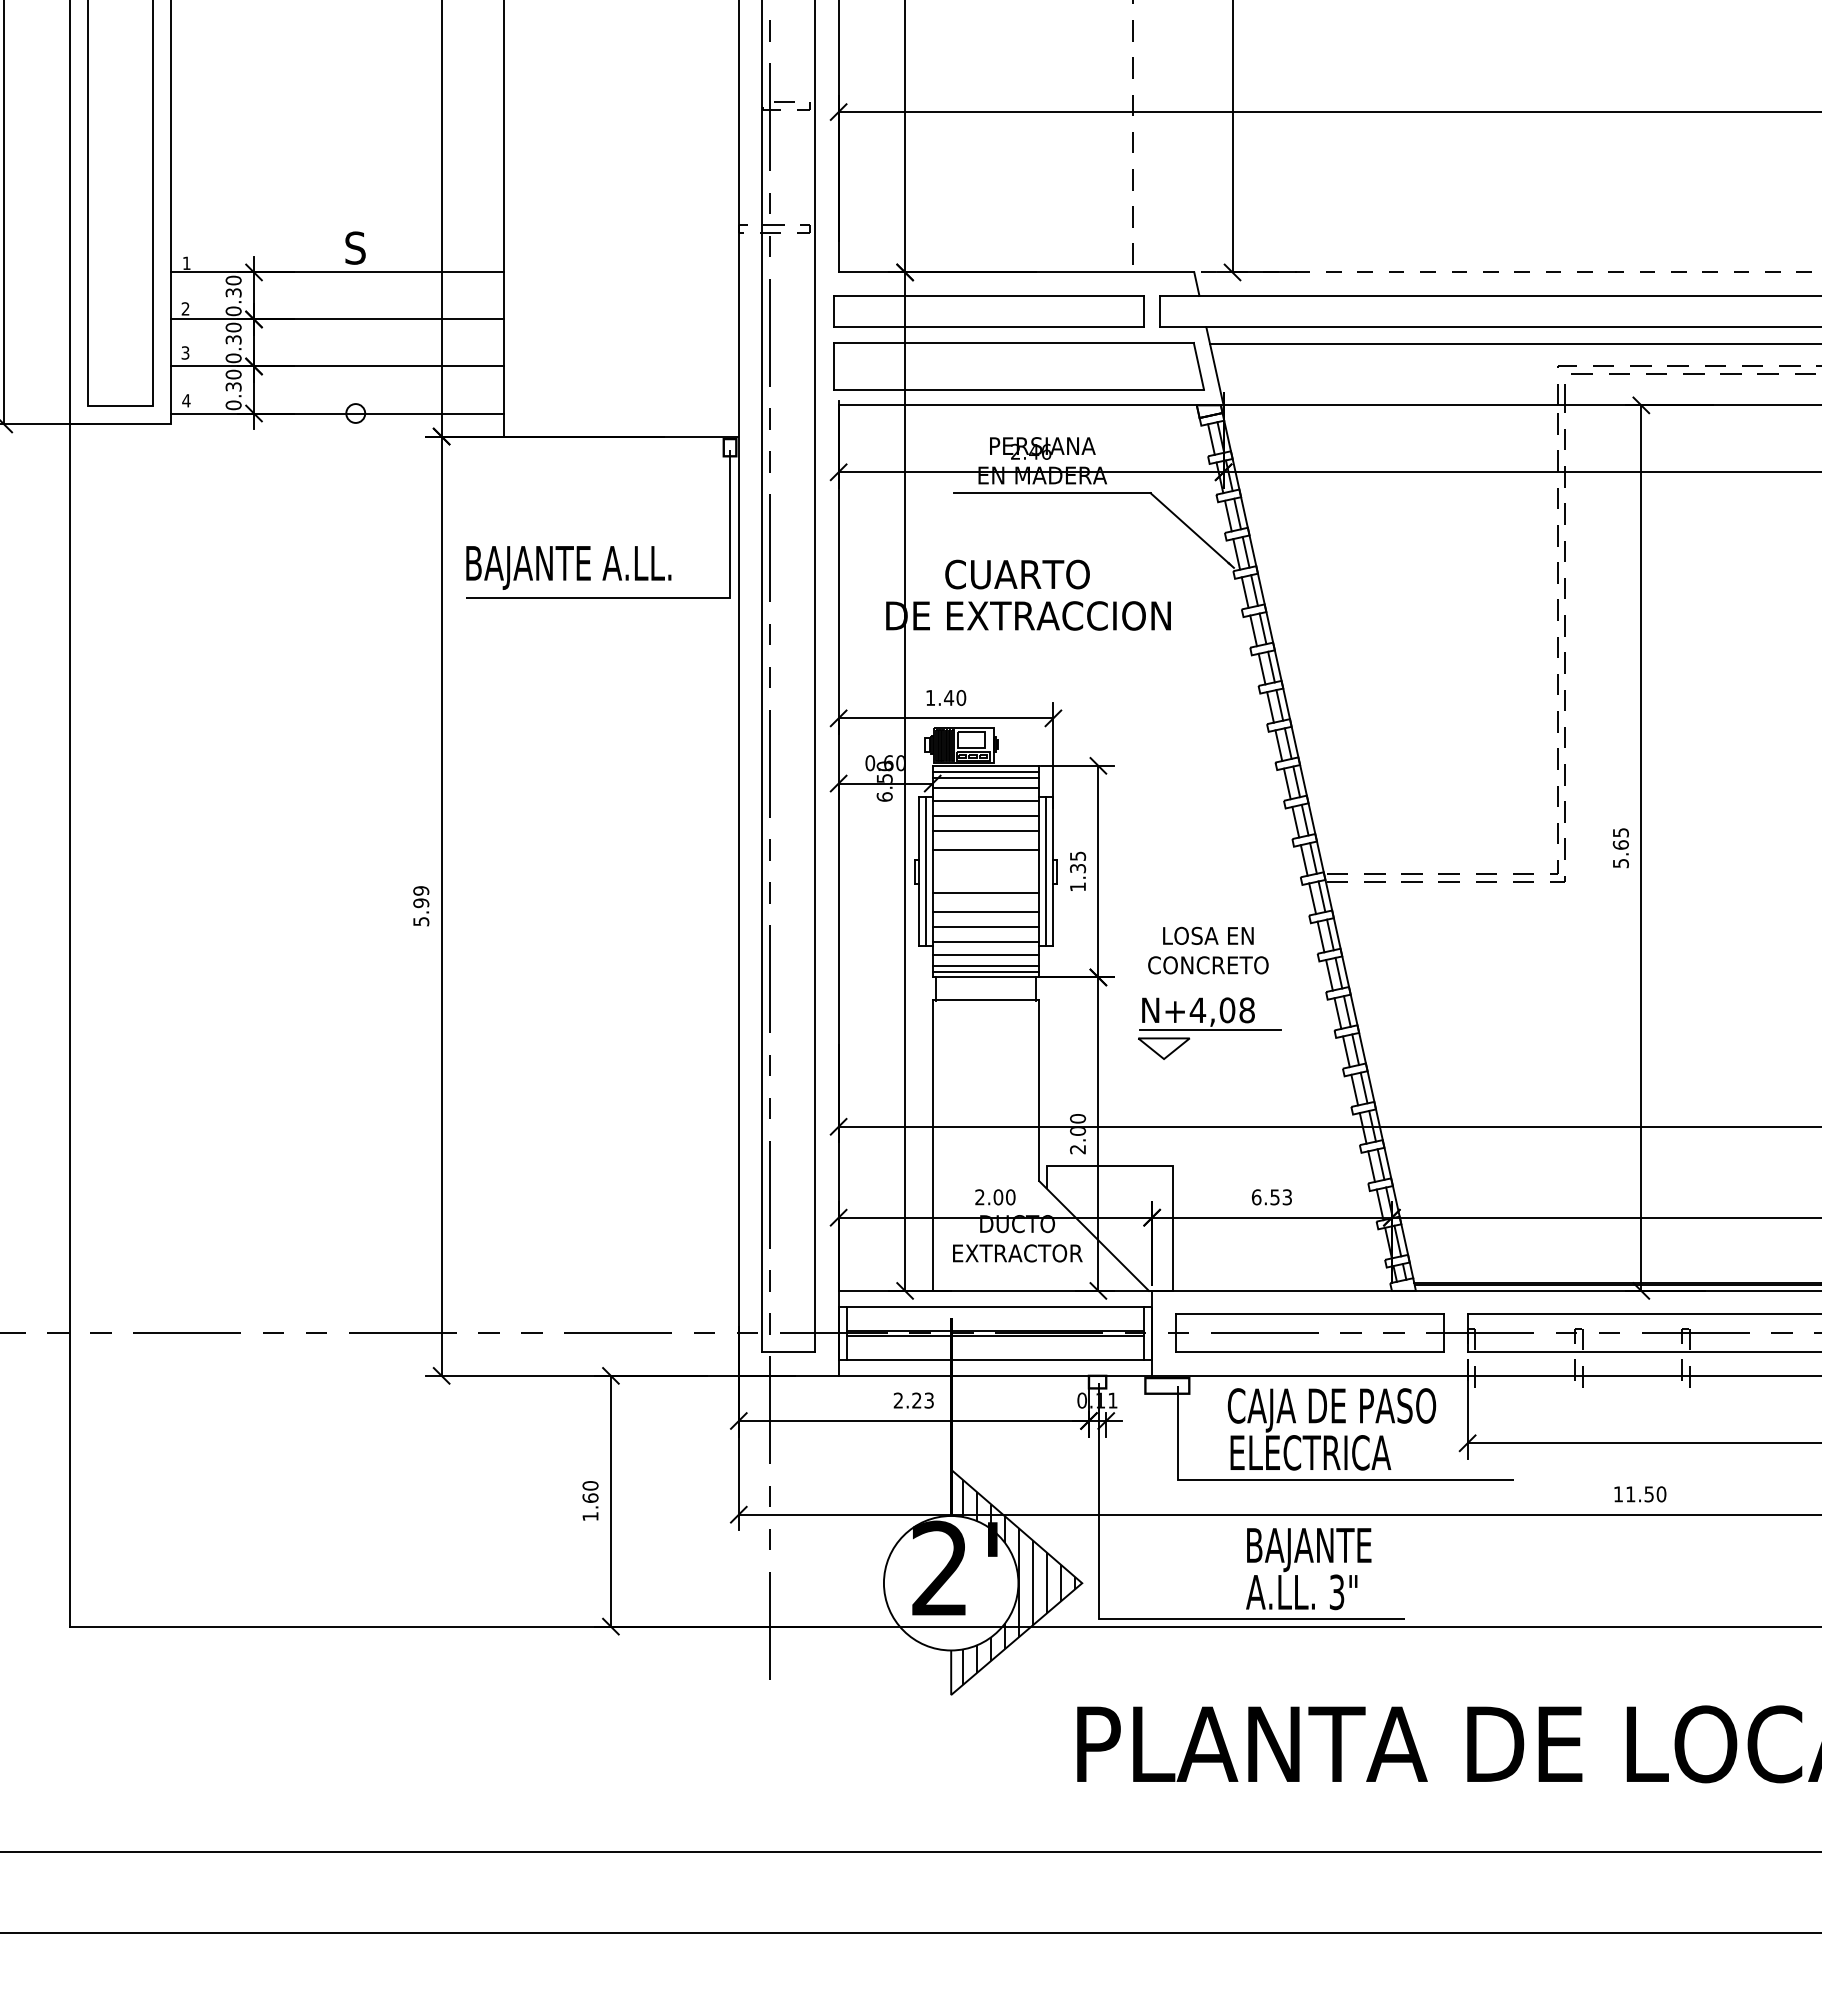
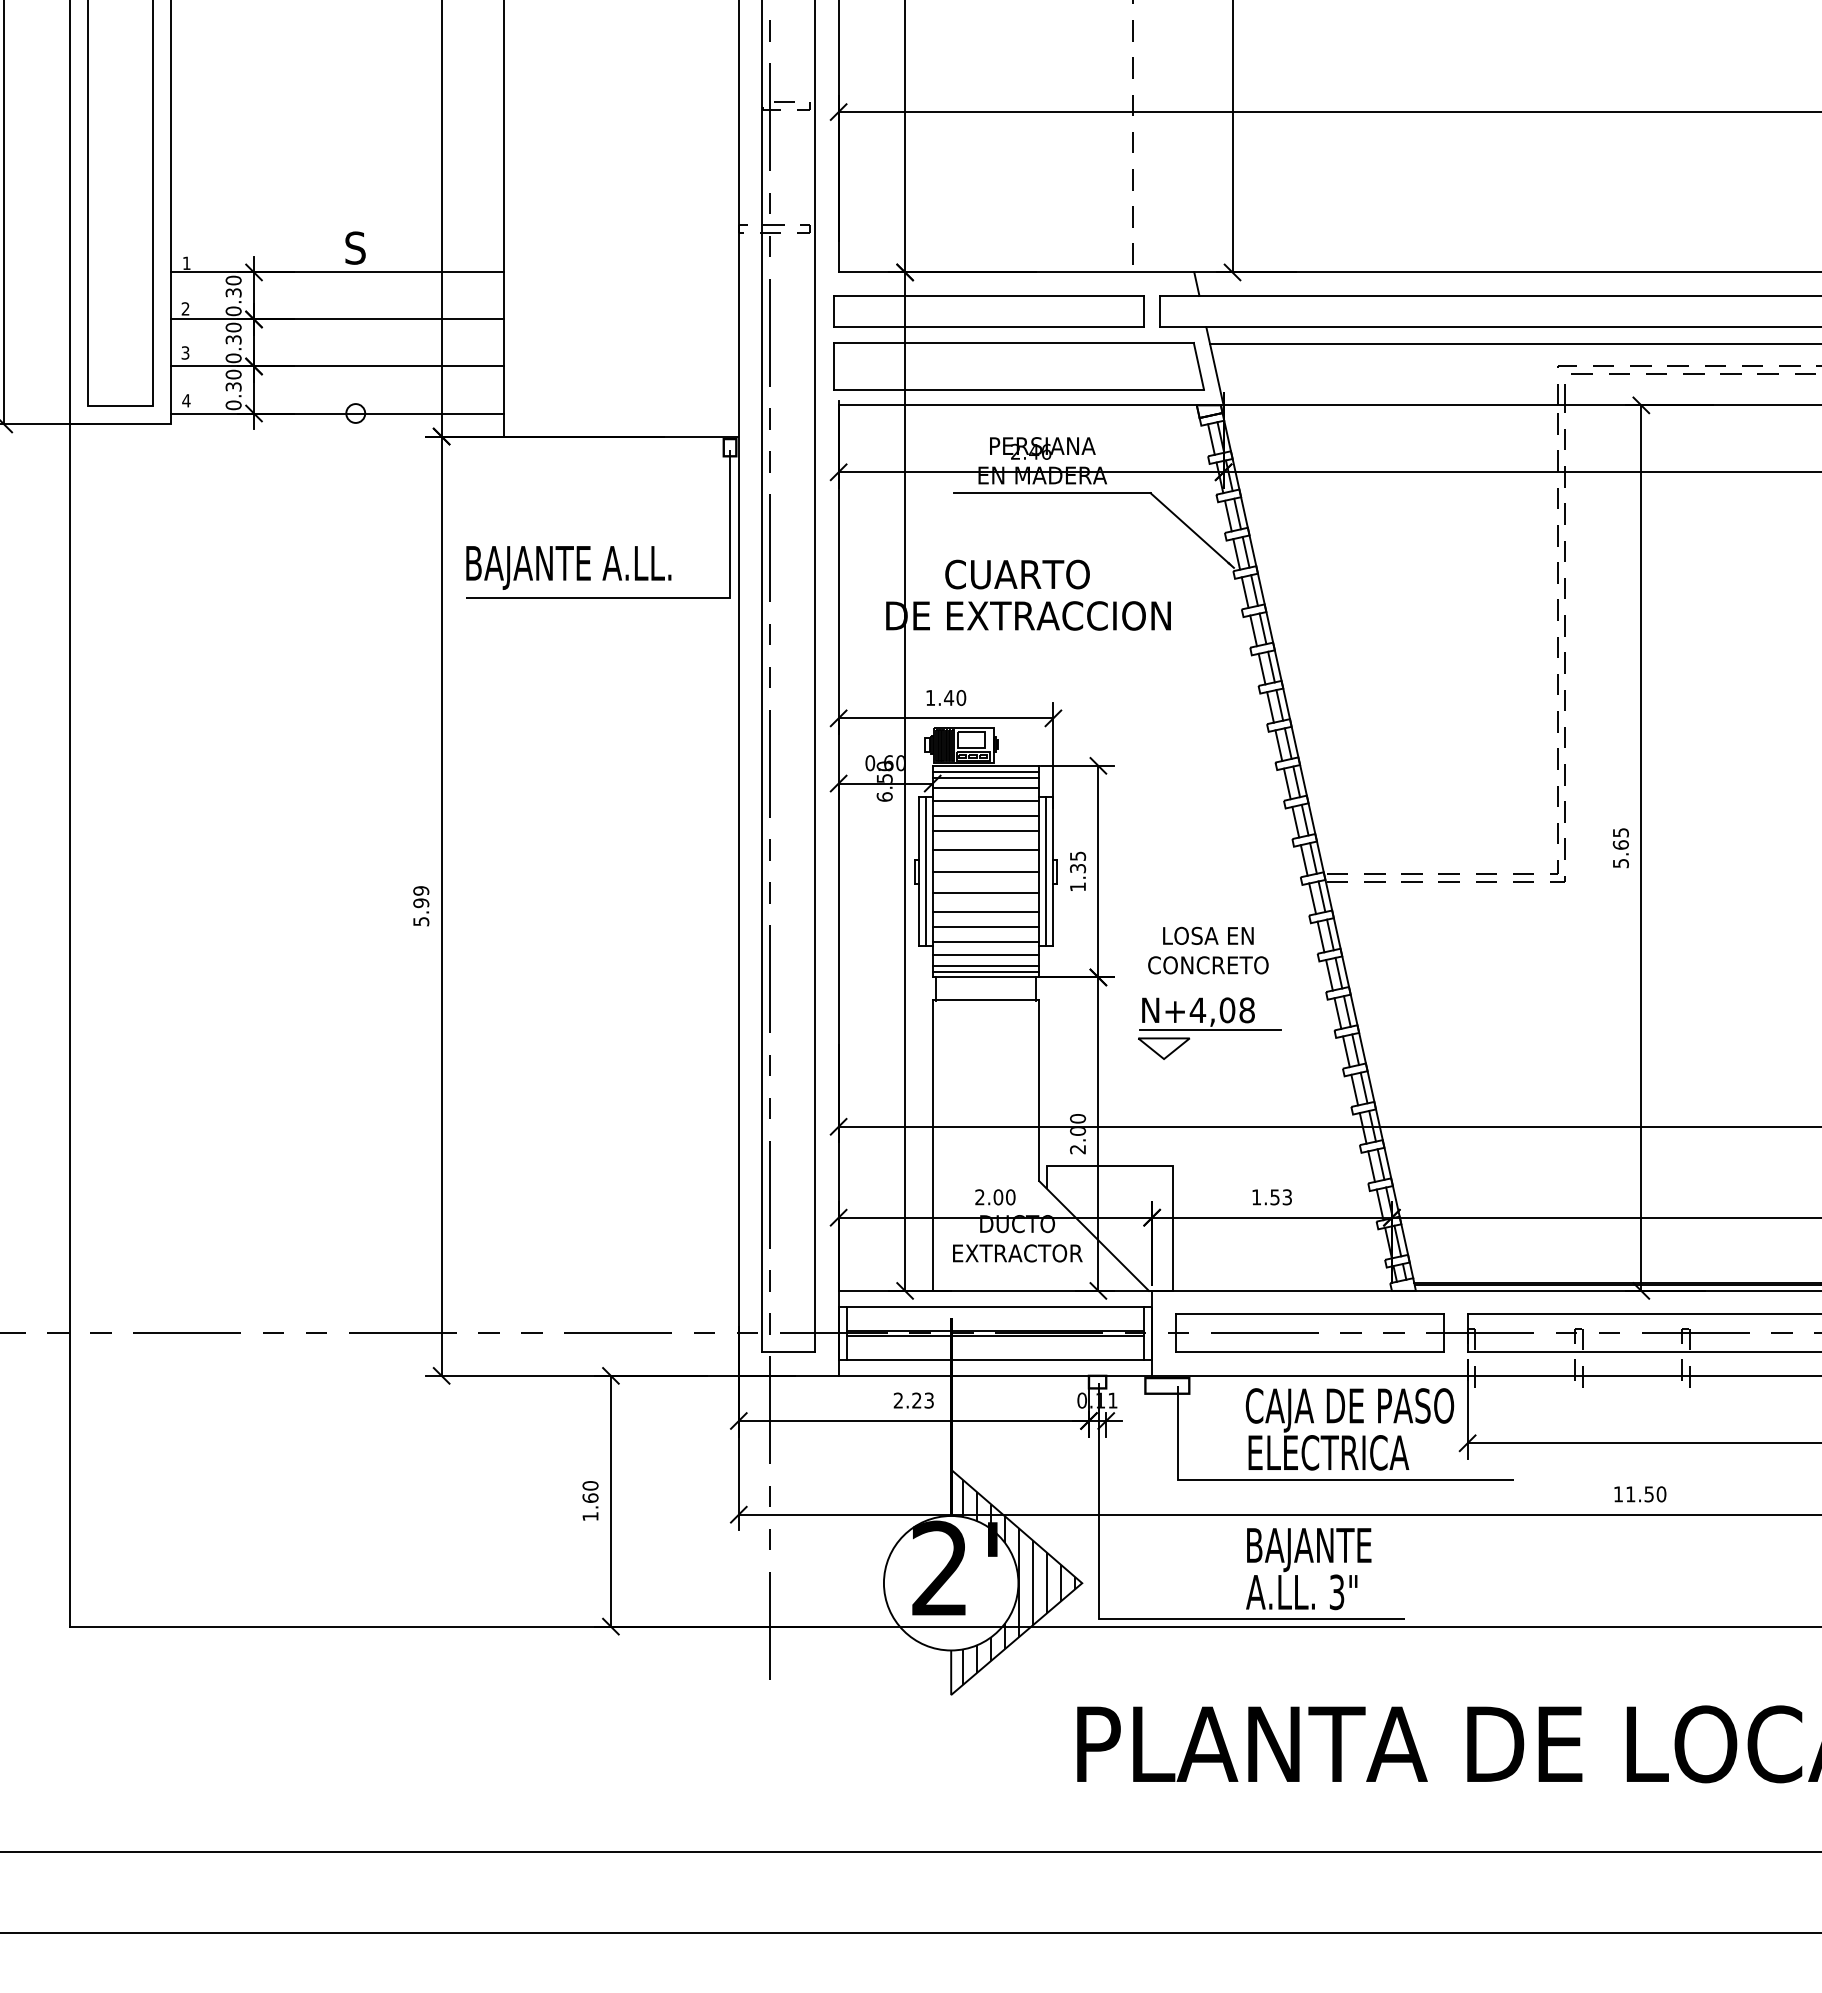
line: dashed -> solid (1507, 272)
line: none -> present (985, 871)
text: 6.53 -> 1.53 (1256, 1197)
text position: (1331, 1429) -> (1349, 1429) (1349, 1429)
